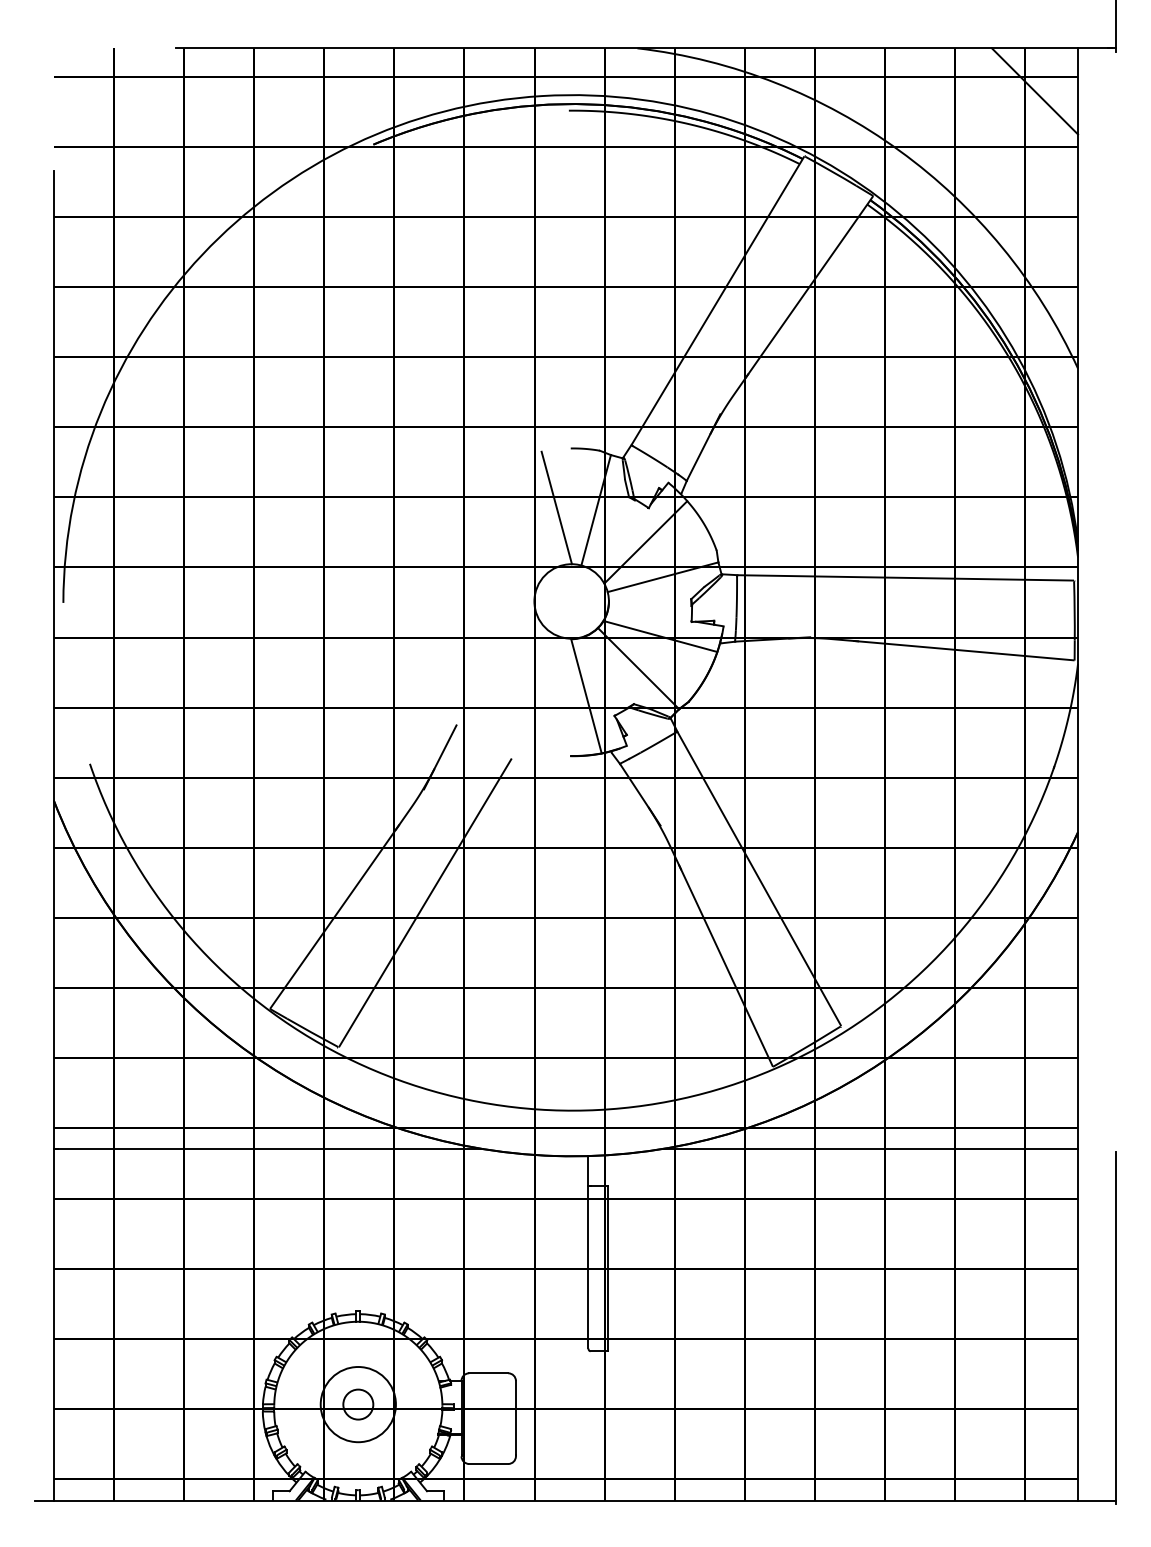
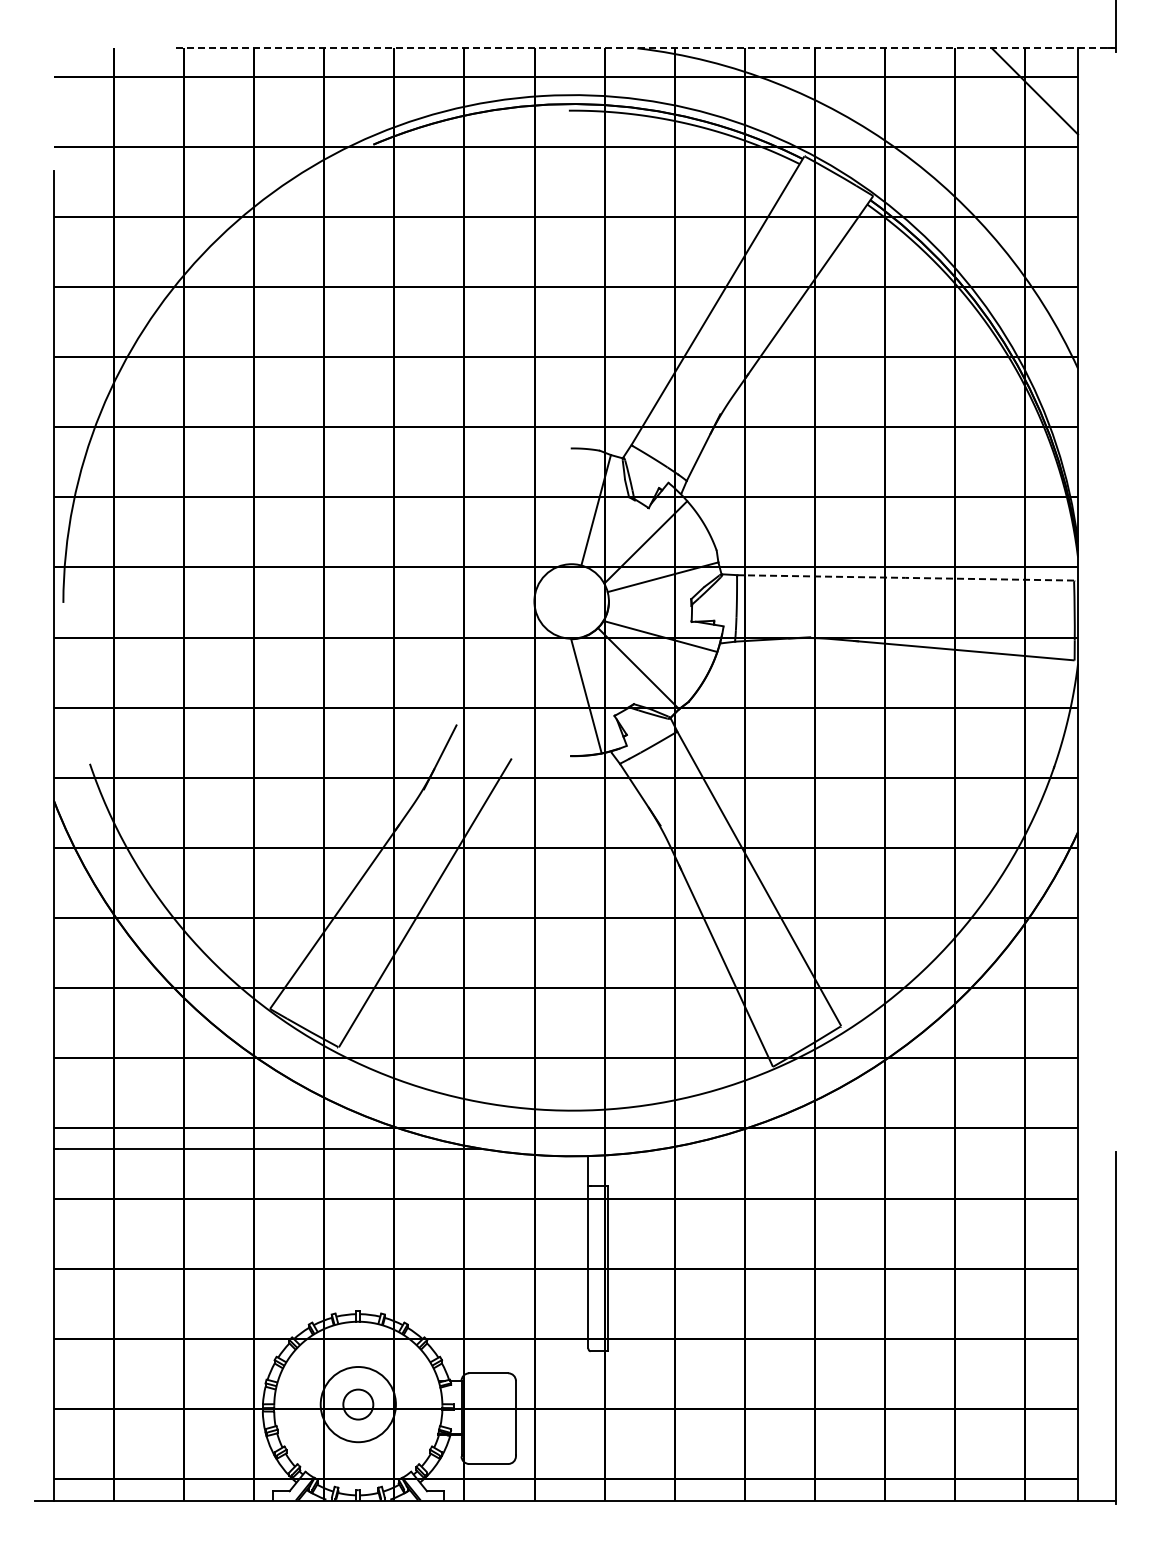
line: solid -> dashed (646, 48)
line: present -> none (556, 507)
line: solid -> dashed (905, 577)
line: present -> none (870, 1148)
